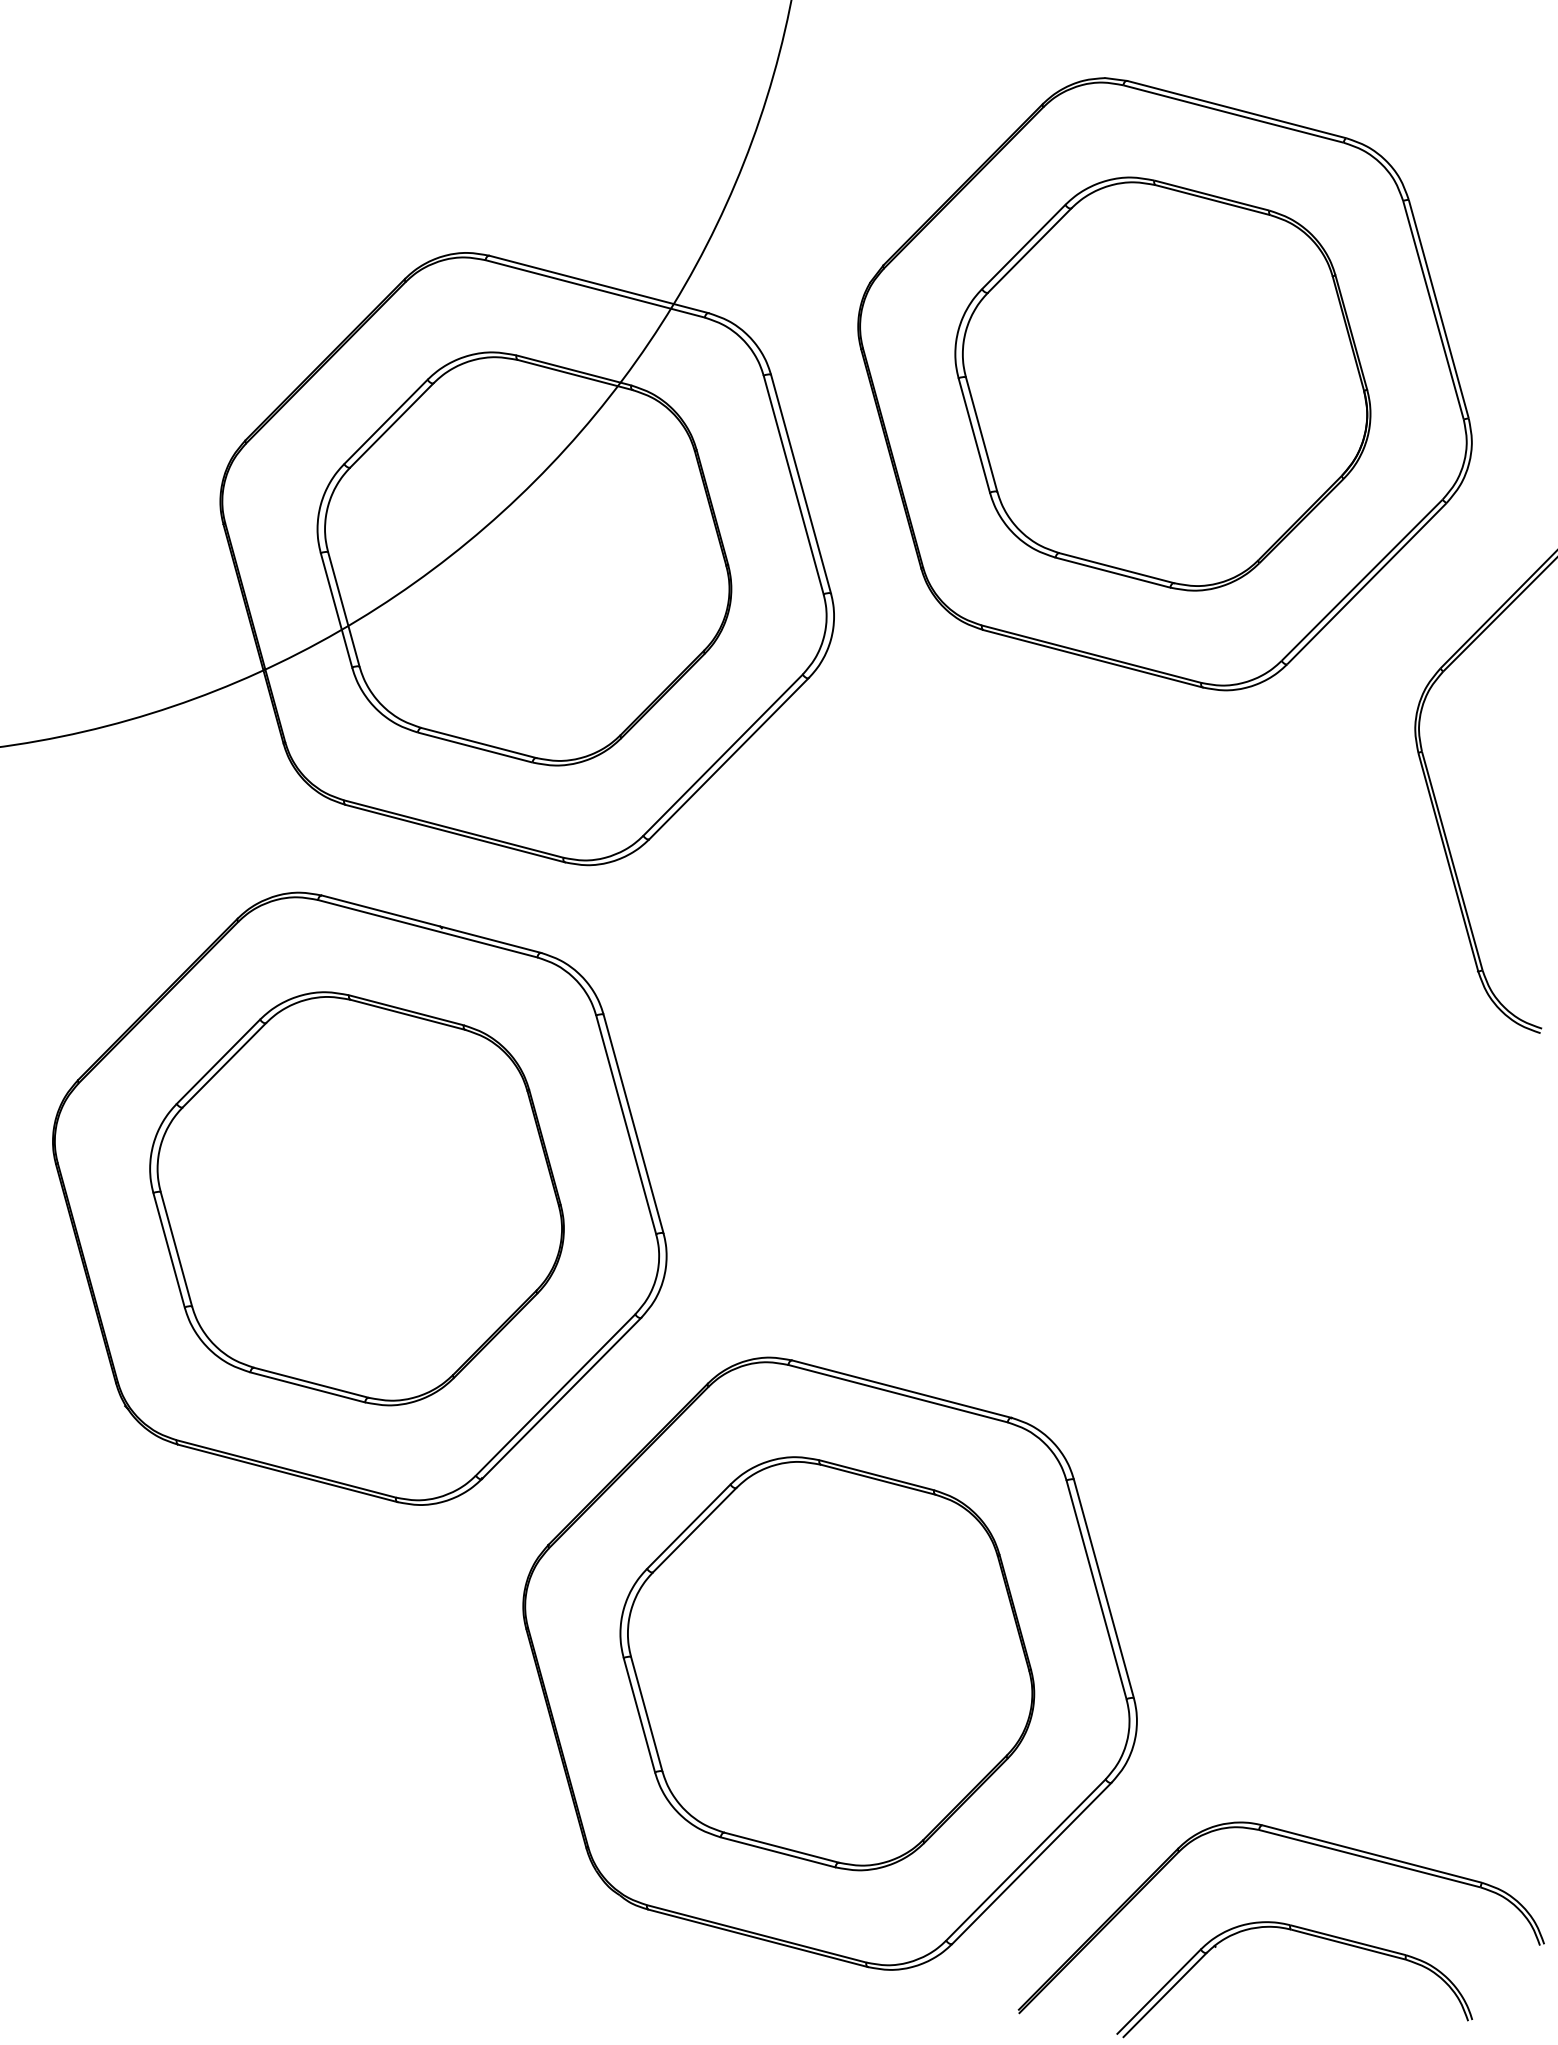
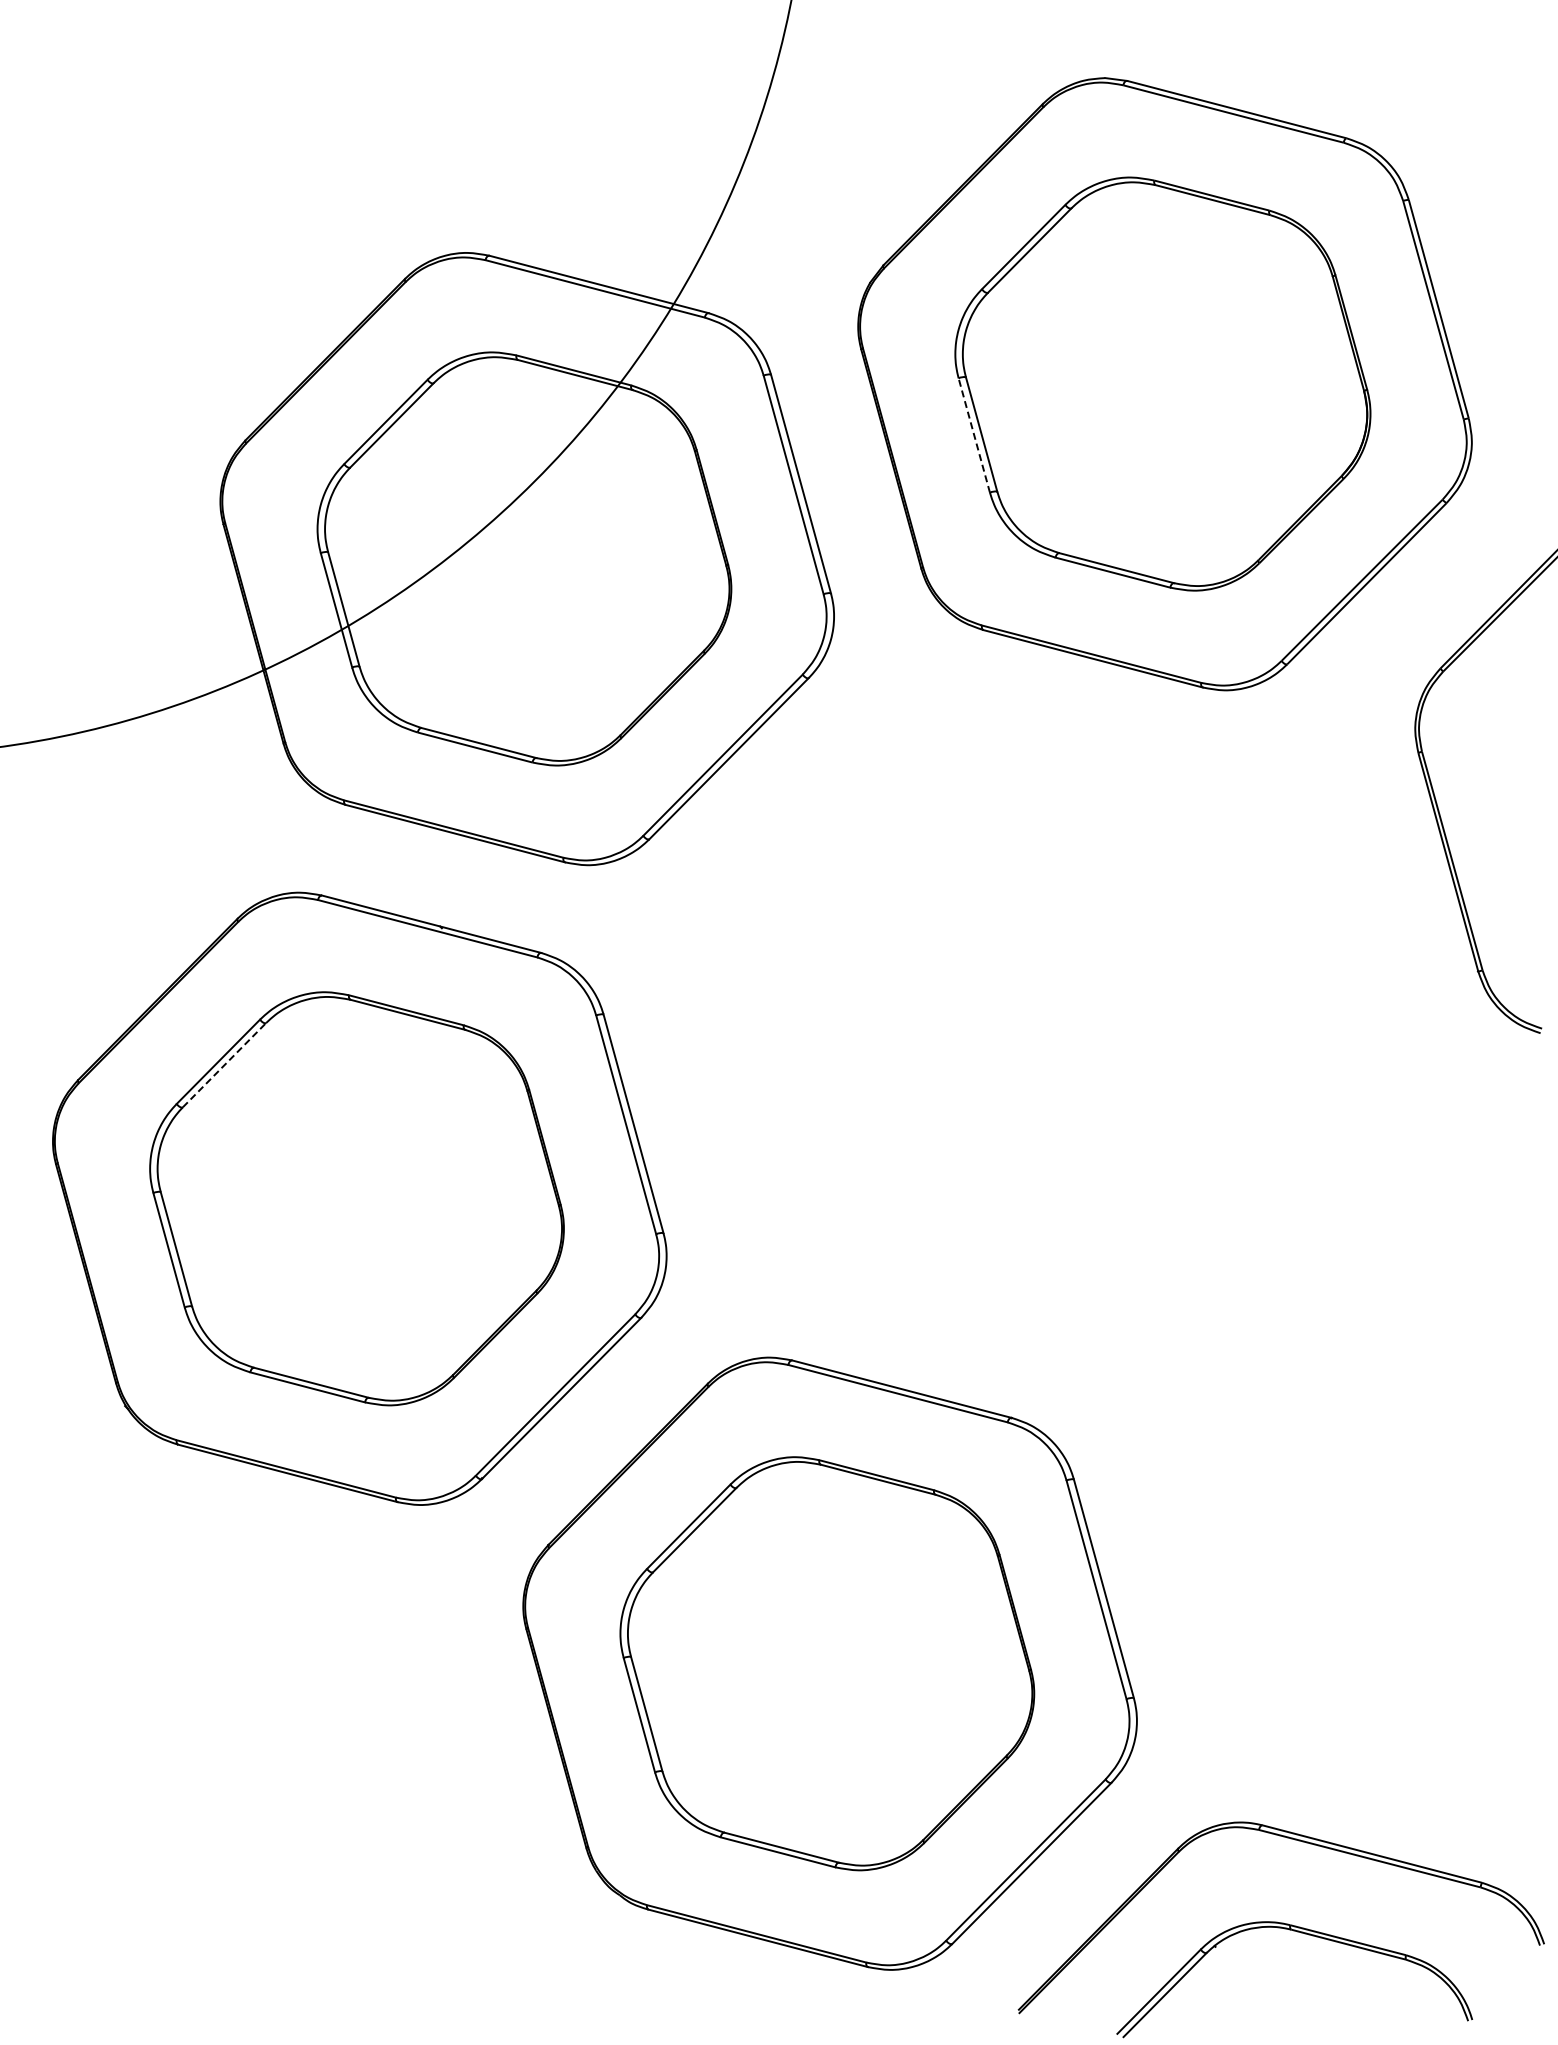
line: solid -> dashed (974, 435)
line: solid -> dashed (224, 1064)
